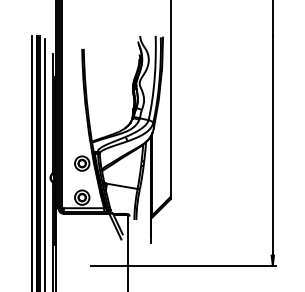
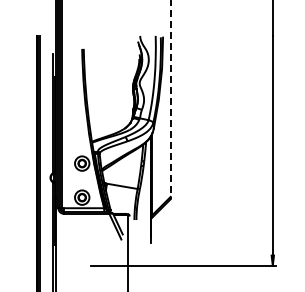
line: solid -> dashed (170, 100)
line: present -> none (32, 162)
line: present -> none (45, 163)
